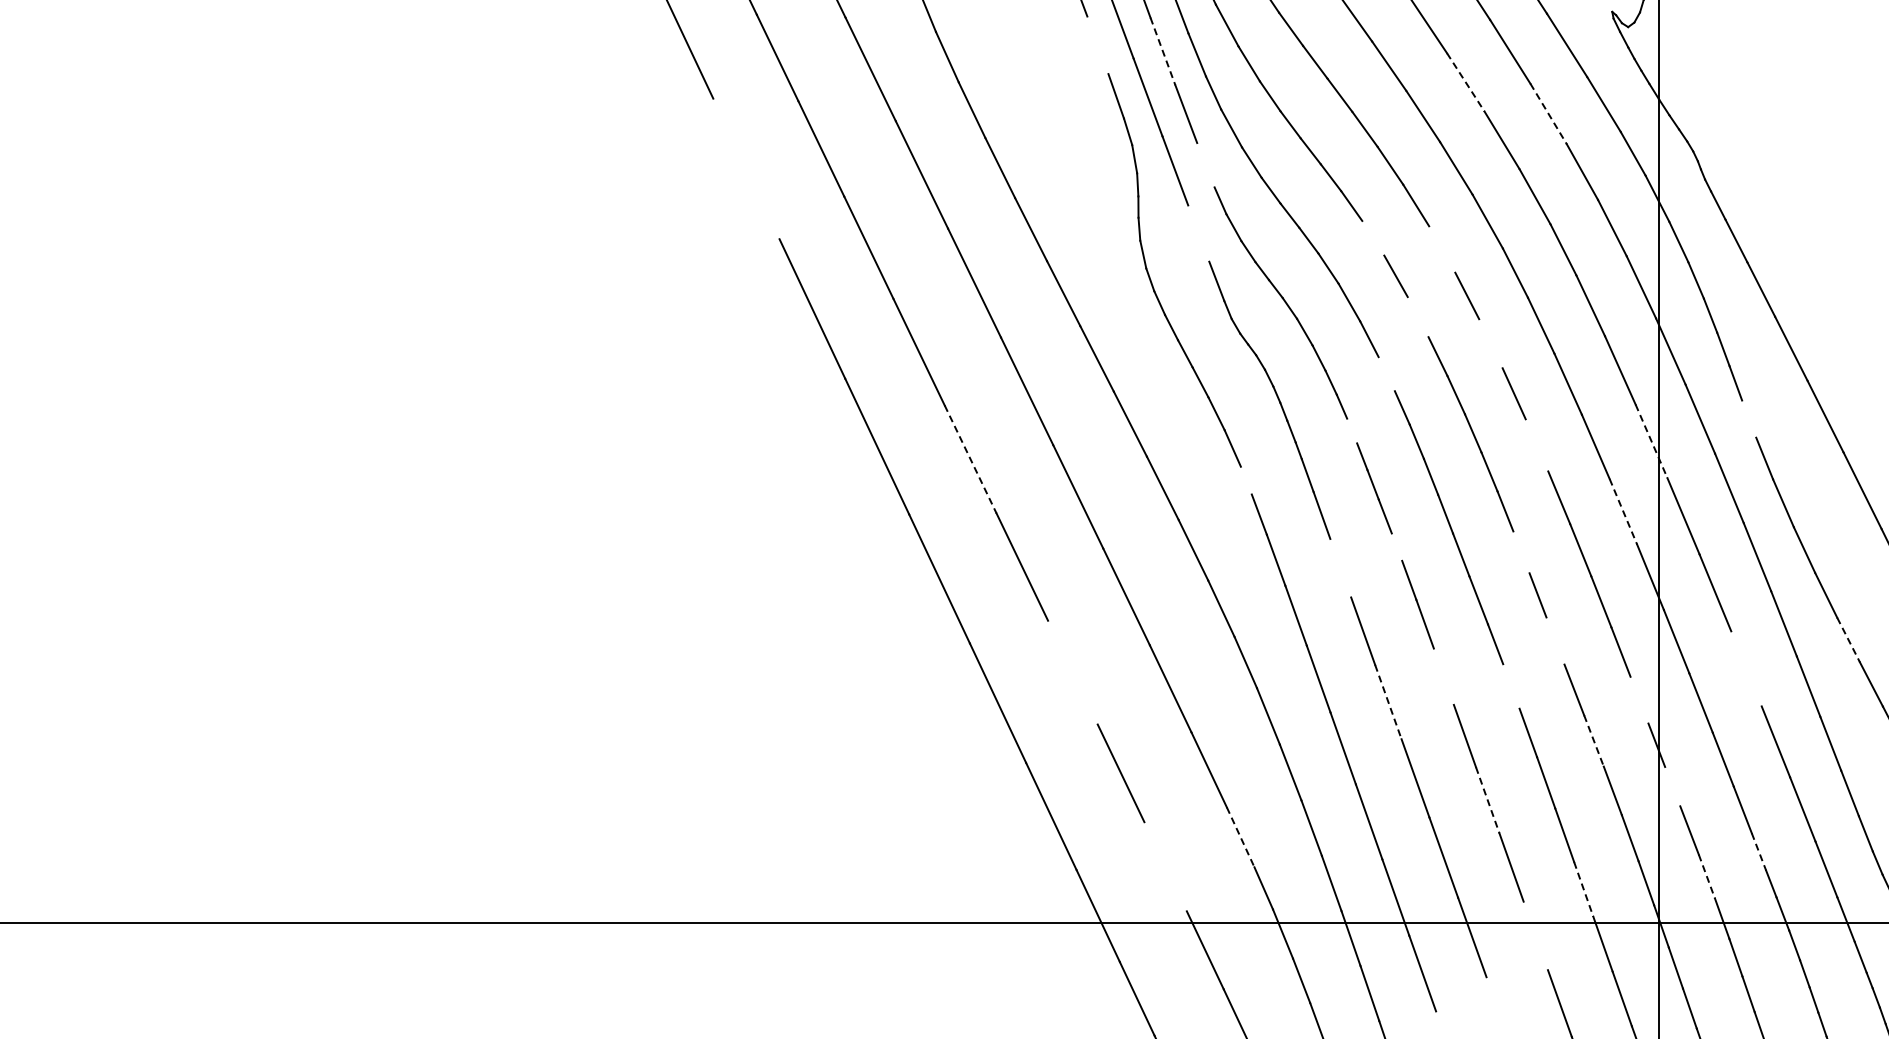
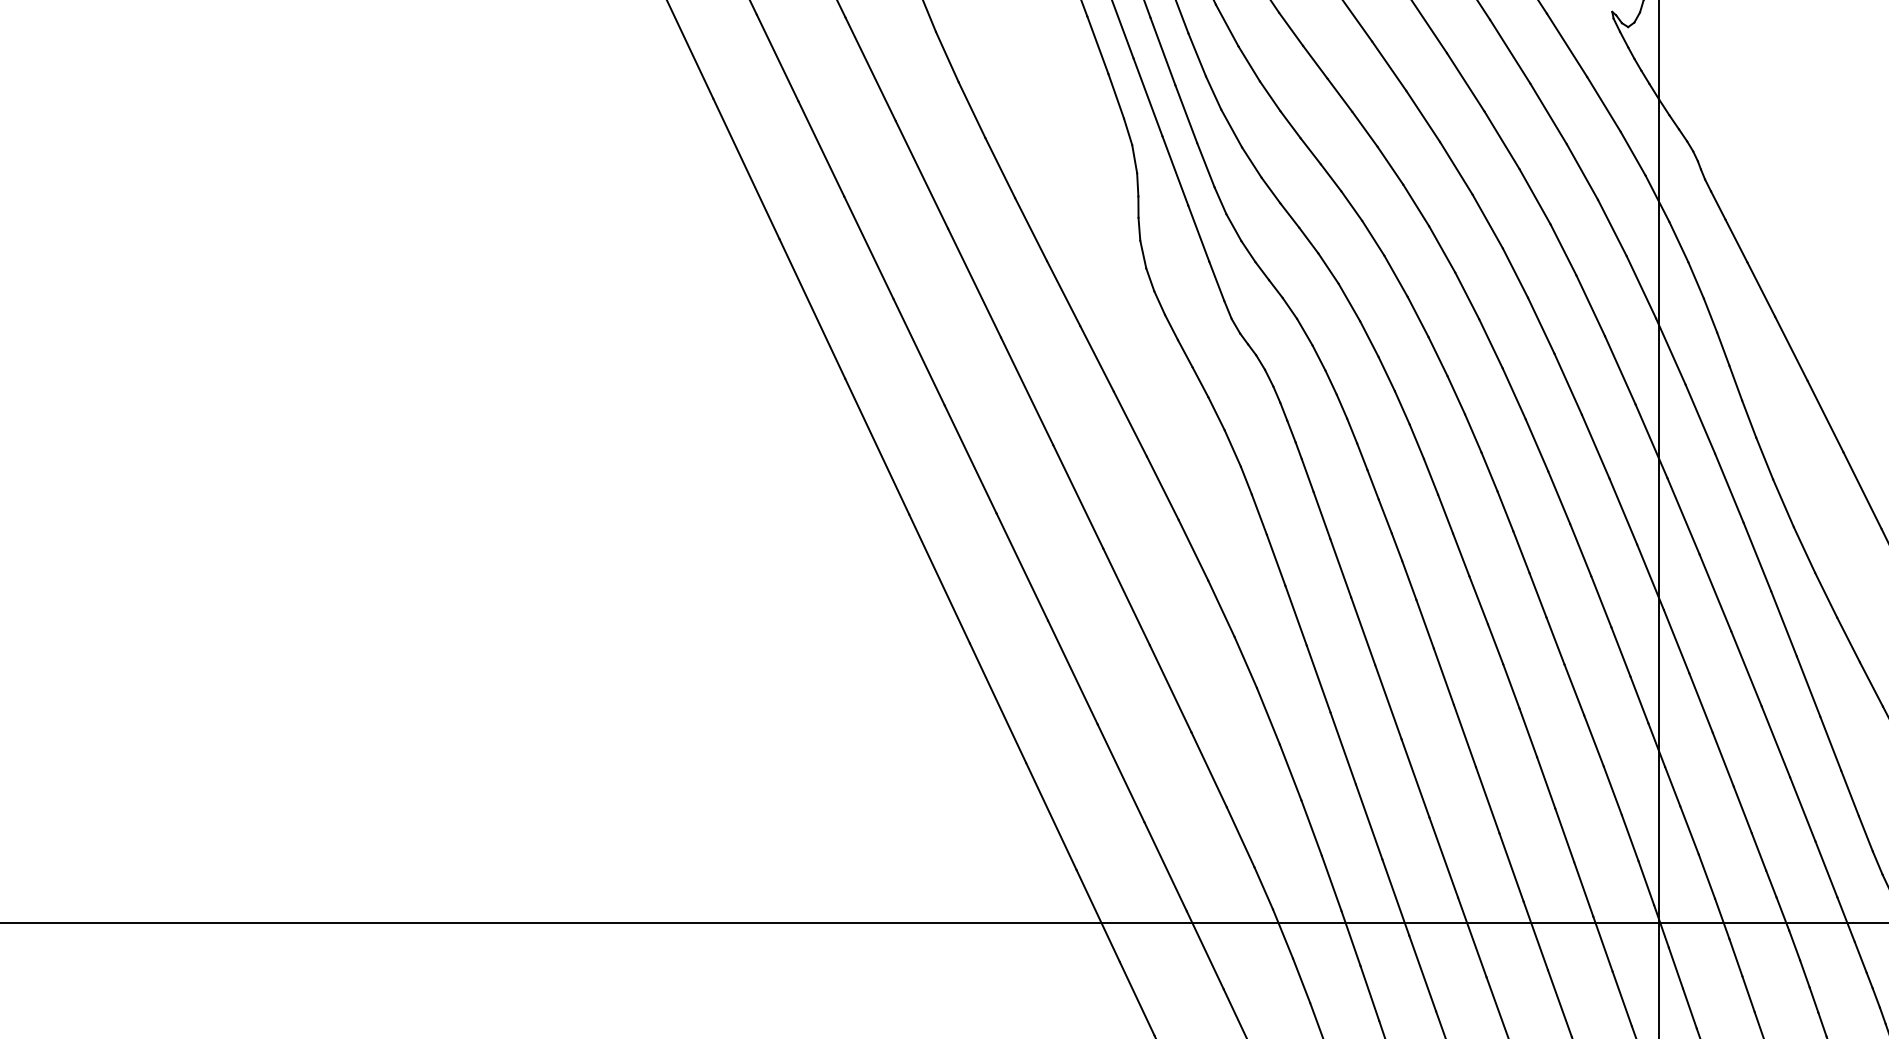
line: none -> present (1097, 45)
line: dashed -> solid (1162, 51)
line: dashed -> solid (1465, 82)
line: dashed -> solid (1548, 114)
line: none -> present (1205, 165)
line: none -> present (746, 168)
line: none -> present (1198, 233)
line: none -> present (1373, 237)
line: none -> present (1442, 249)
line: none -> present (1417, 317)
line: none -> present (1490, 343)
line: none -> present (1386, 374)
line: none -> present (1749, 418)
line: none -> present (1352, 430)
line: dashed -> solid (1651, 441)
line: none -> present (1536, 445)
line: dashed -> solid (970, 459)
line: none -> present (1245, 480)
line: dashed -> solid (1623, 511)
line: none -> present (1396, 546)
line: none -> present (1521, 552)
line: none -> present (1340, 567)
line: dashed -> solid (1848, 639)
line: none -> present (1555, 640)
line: none -> present (1746, 668)
line: none -> present (1072, 672)
line: none -> present (1443, 676)
line: none -> present (1511, 686)
line: none -> present (1639, 699)
line: dashed -> solid (1388, 702)
line: dashed -> solid (1594, 741)
line: none -> present (1672, 786)
line: dashed -> solid (1487, 800)
line: dashed -> solid (1240, 837)
line: dashed -> solid (1759, 852)
line: none -> present (1165, 866)
line: dashed -> solid (1707, 877)
line: dashed -> solid (1583, 889)
line: none -> present (1535, 935)
line: none -> present (1496, 1006)
line: none -> present (1440, 1023)
